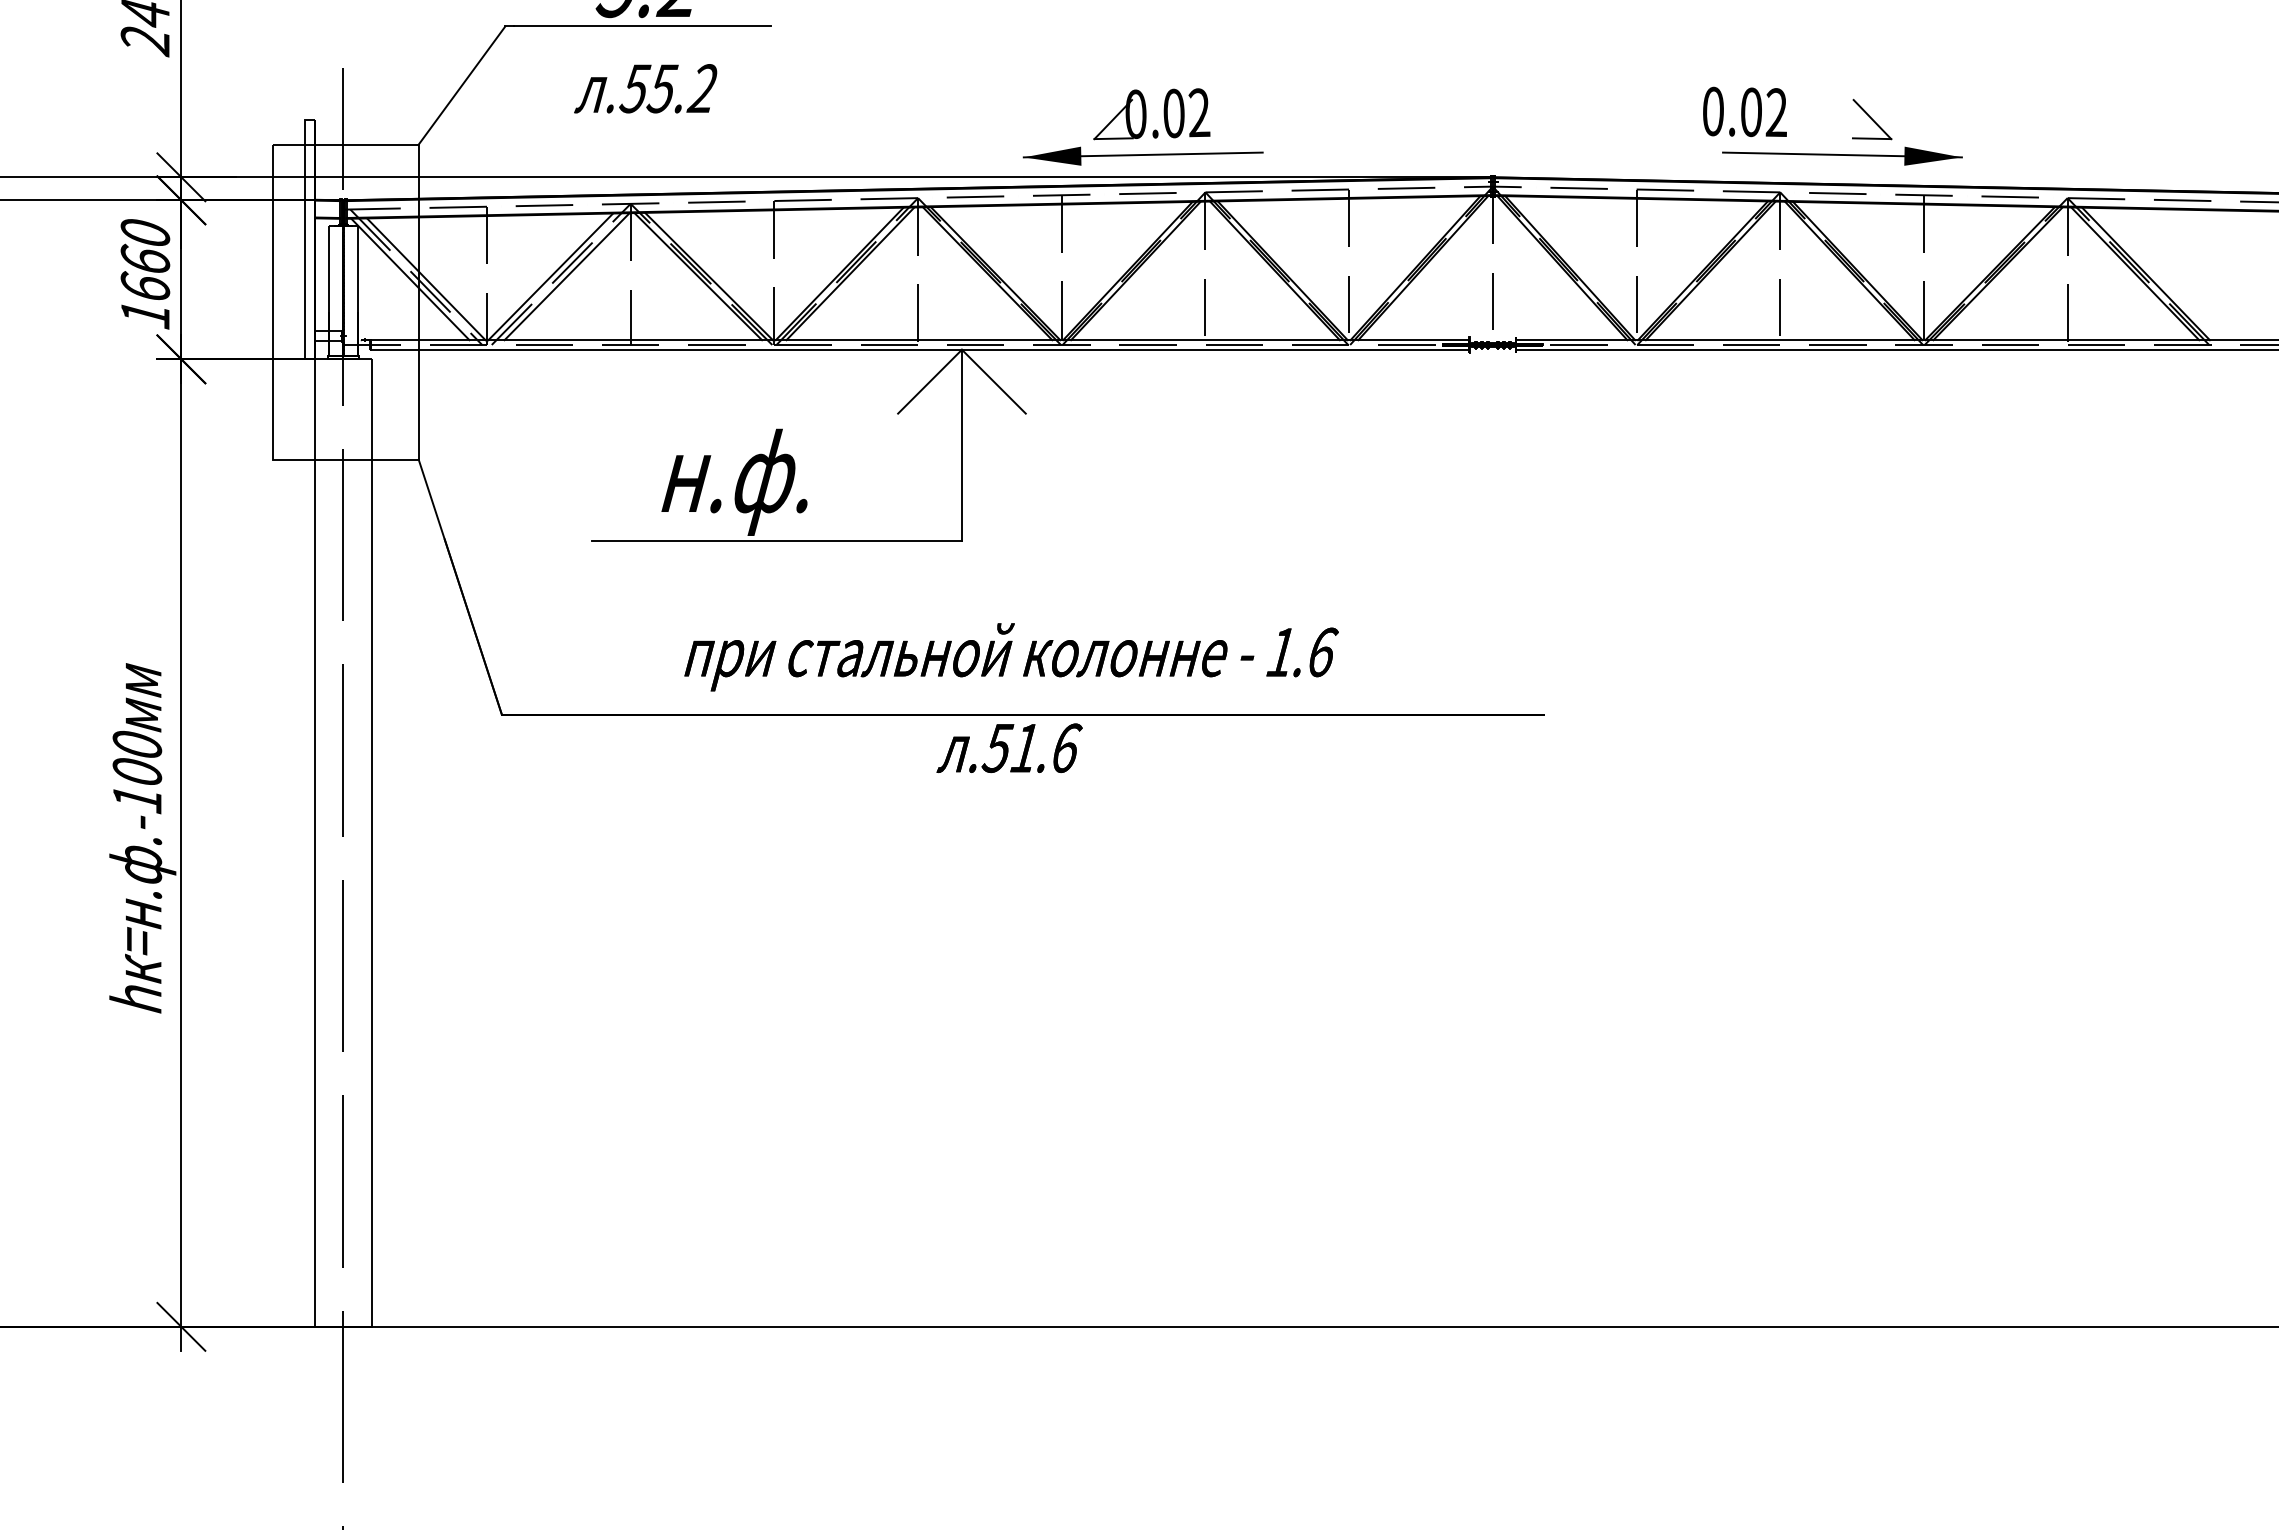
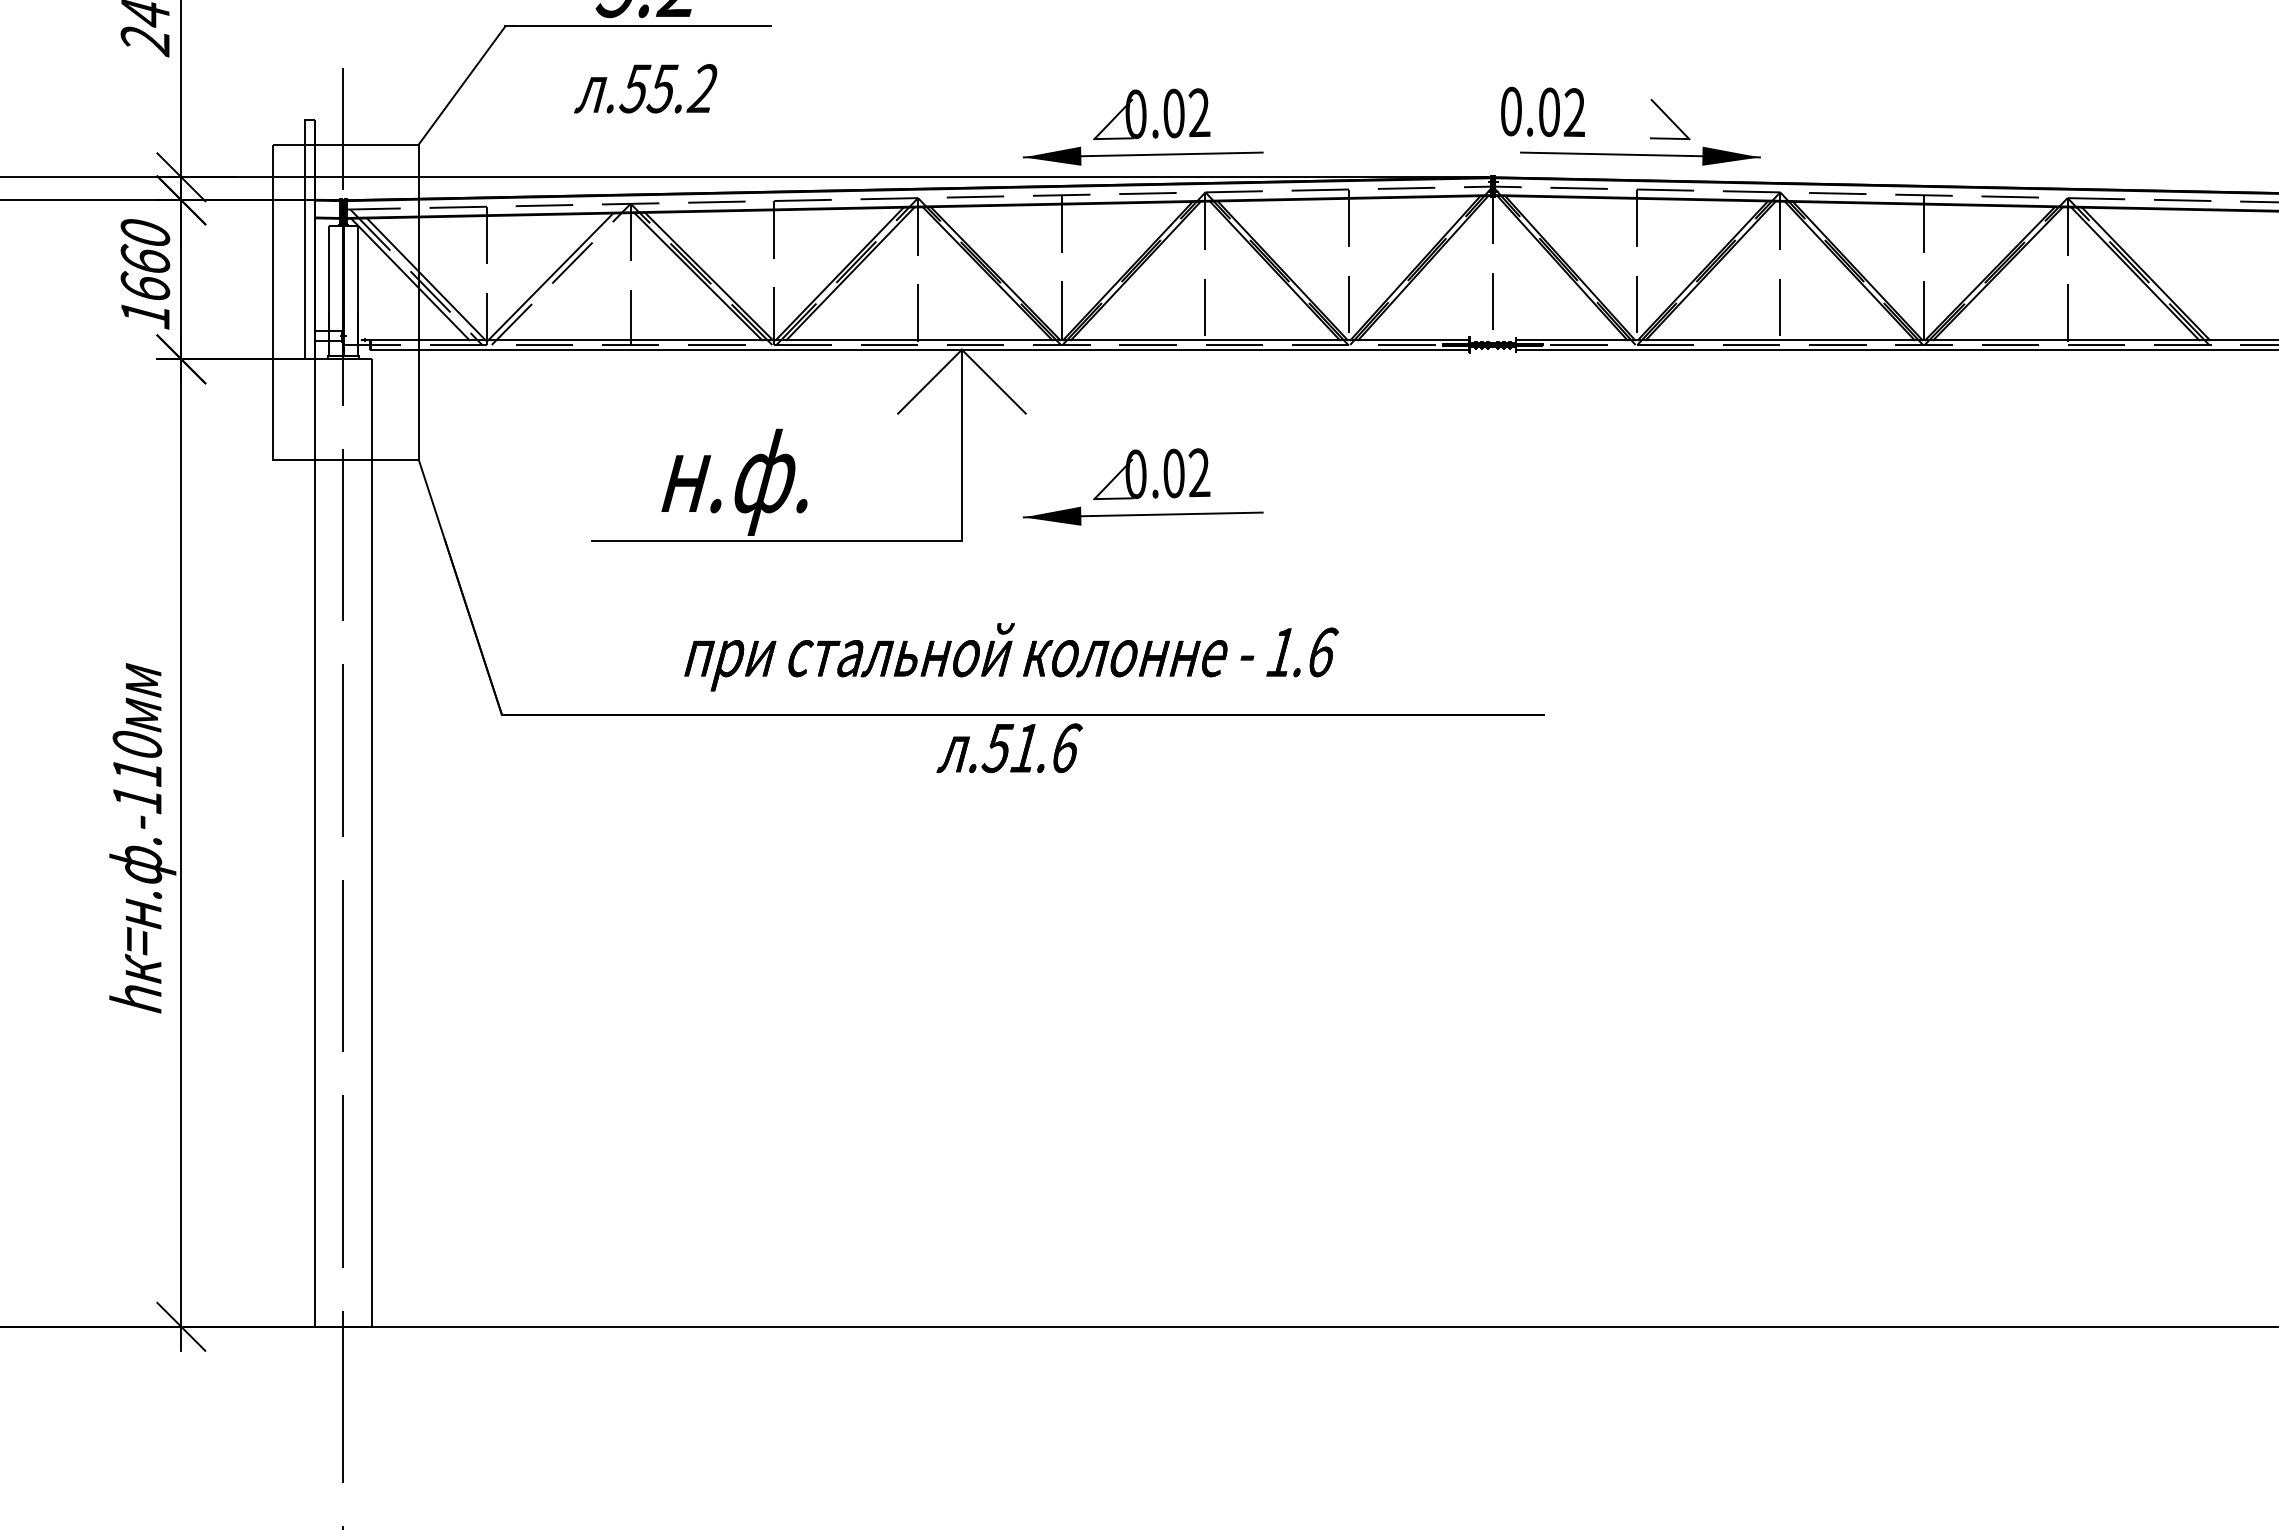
part position: (1852, 137) -> (1650, 137) (1650, 137)
line: present -> none (566, 276)
part: none -> present (1142, 486)
text: .-100 -> .-110 (137, 772)
